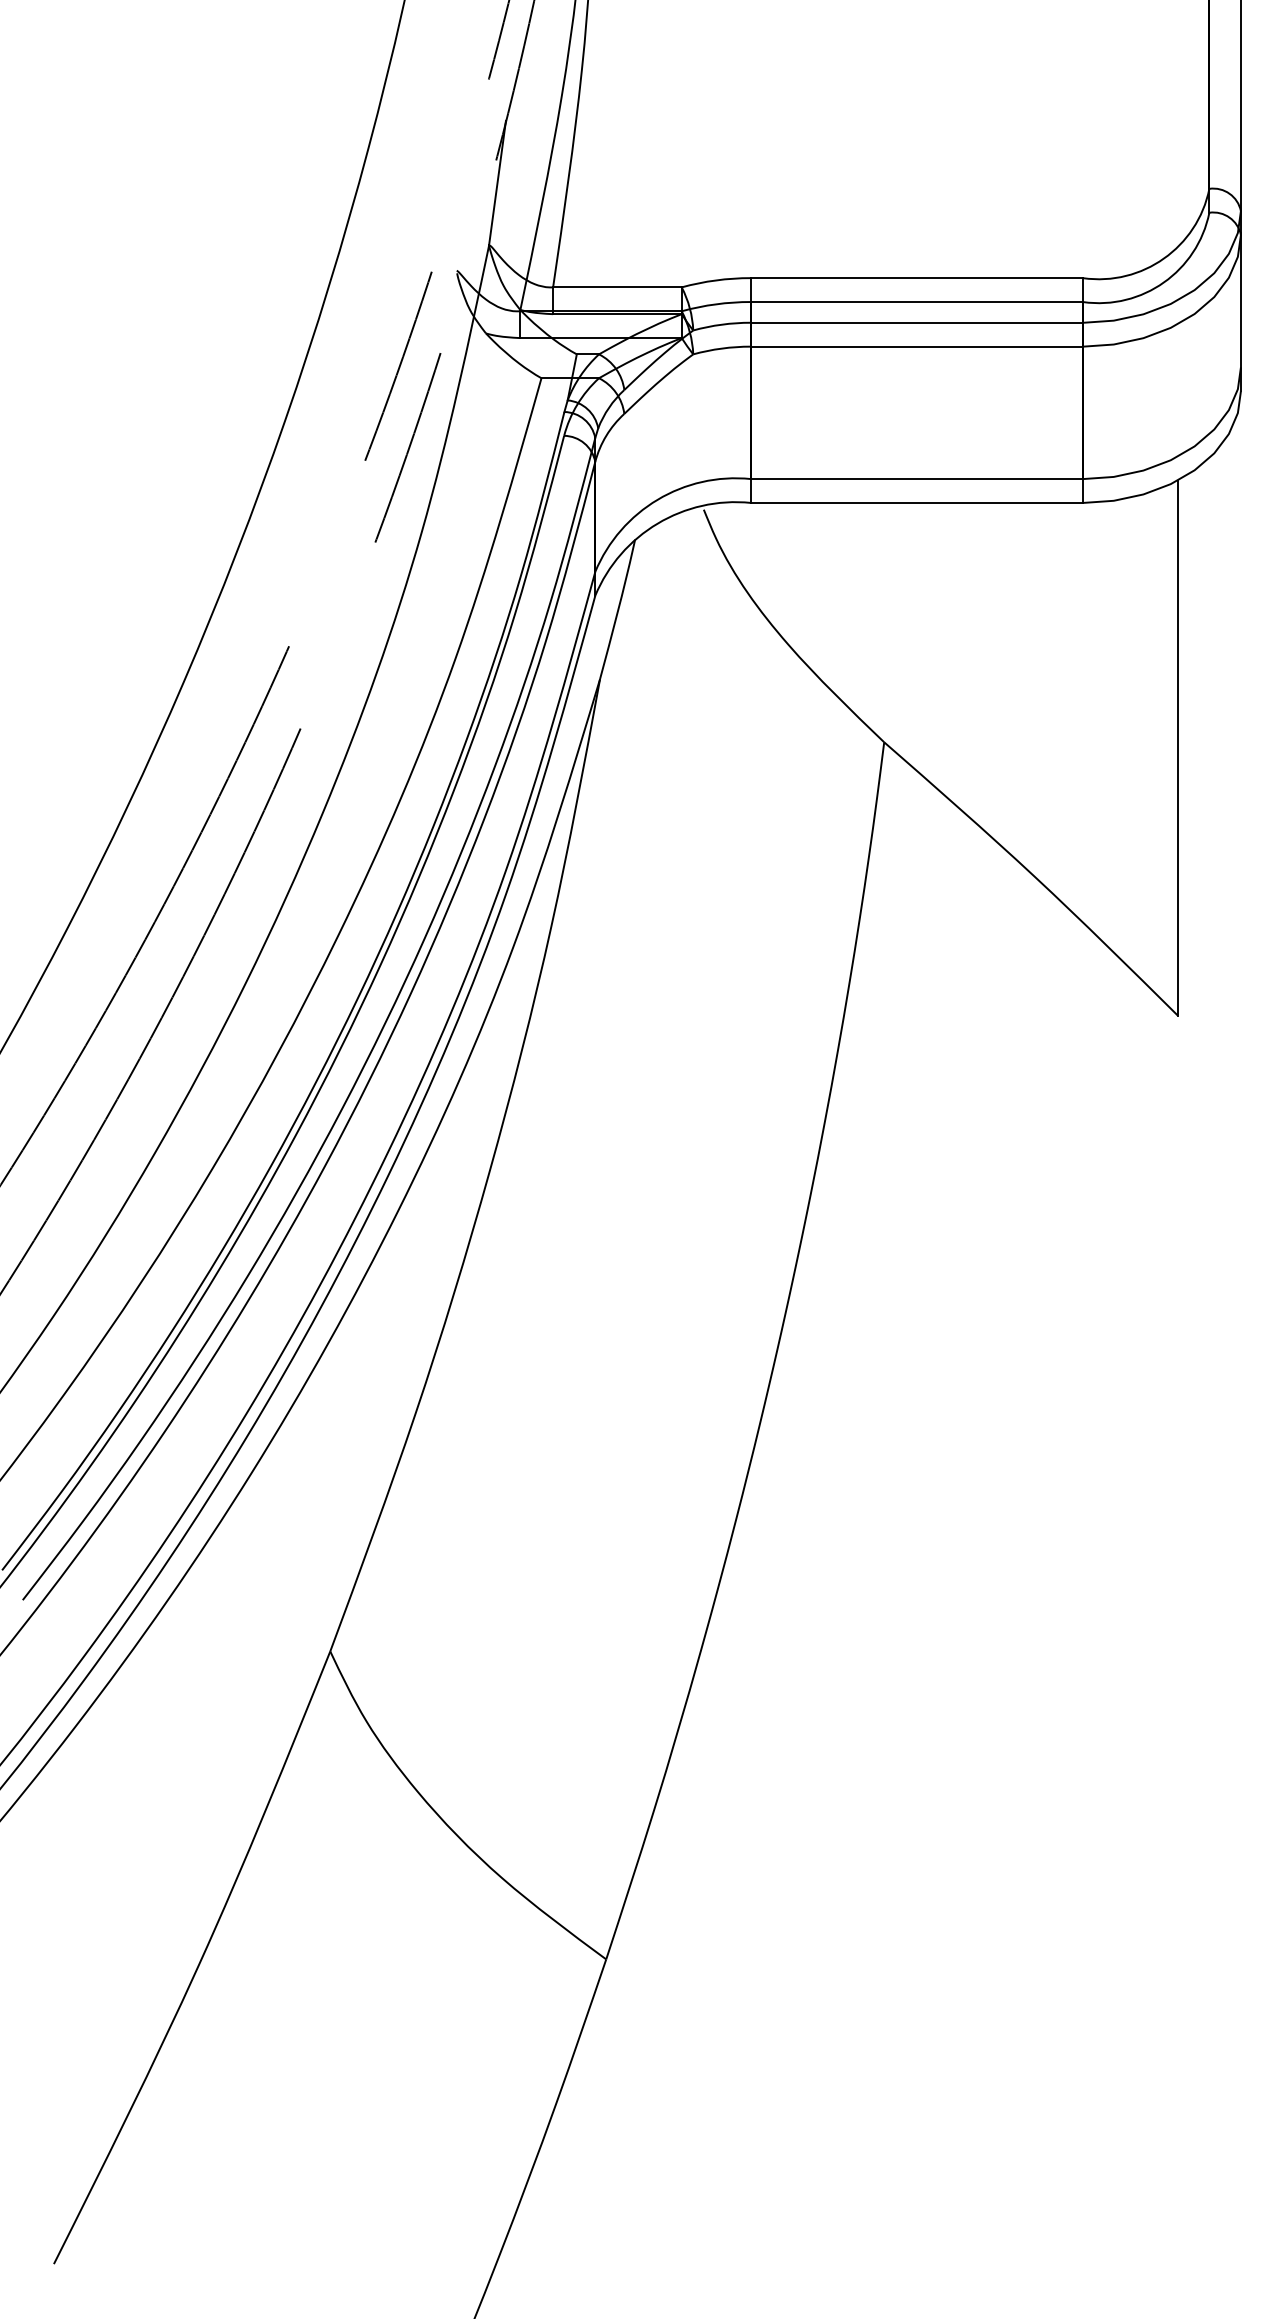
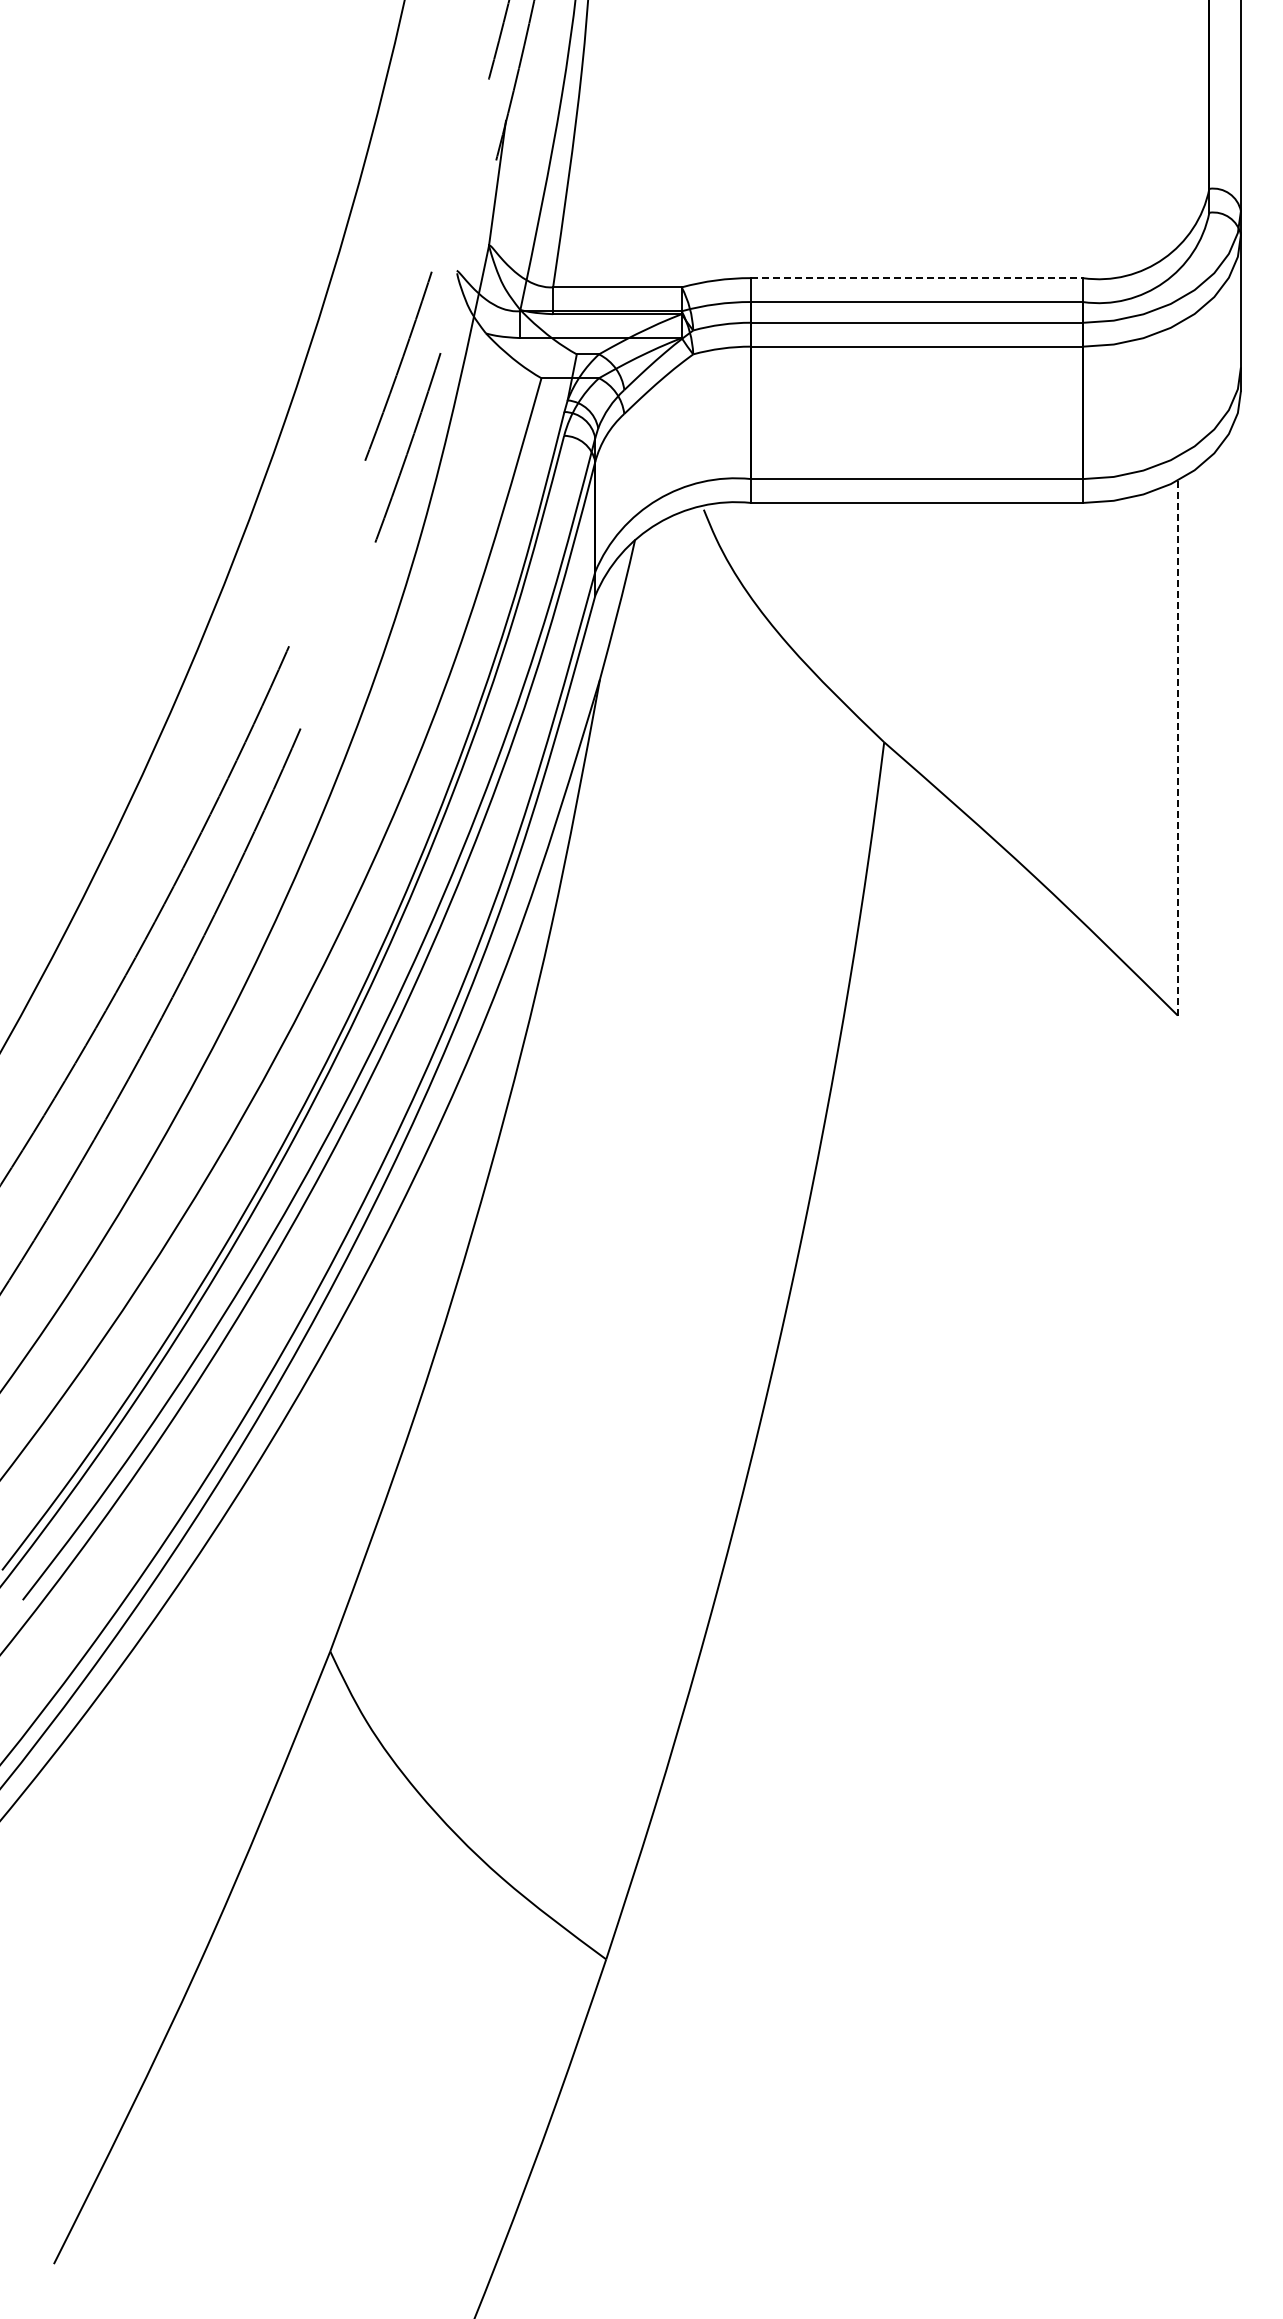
line: solid -> dashed (917, 278)
line: solid -> dashed (1177, 747)
